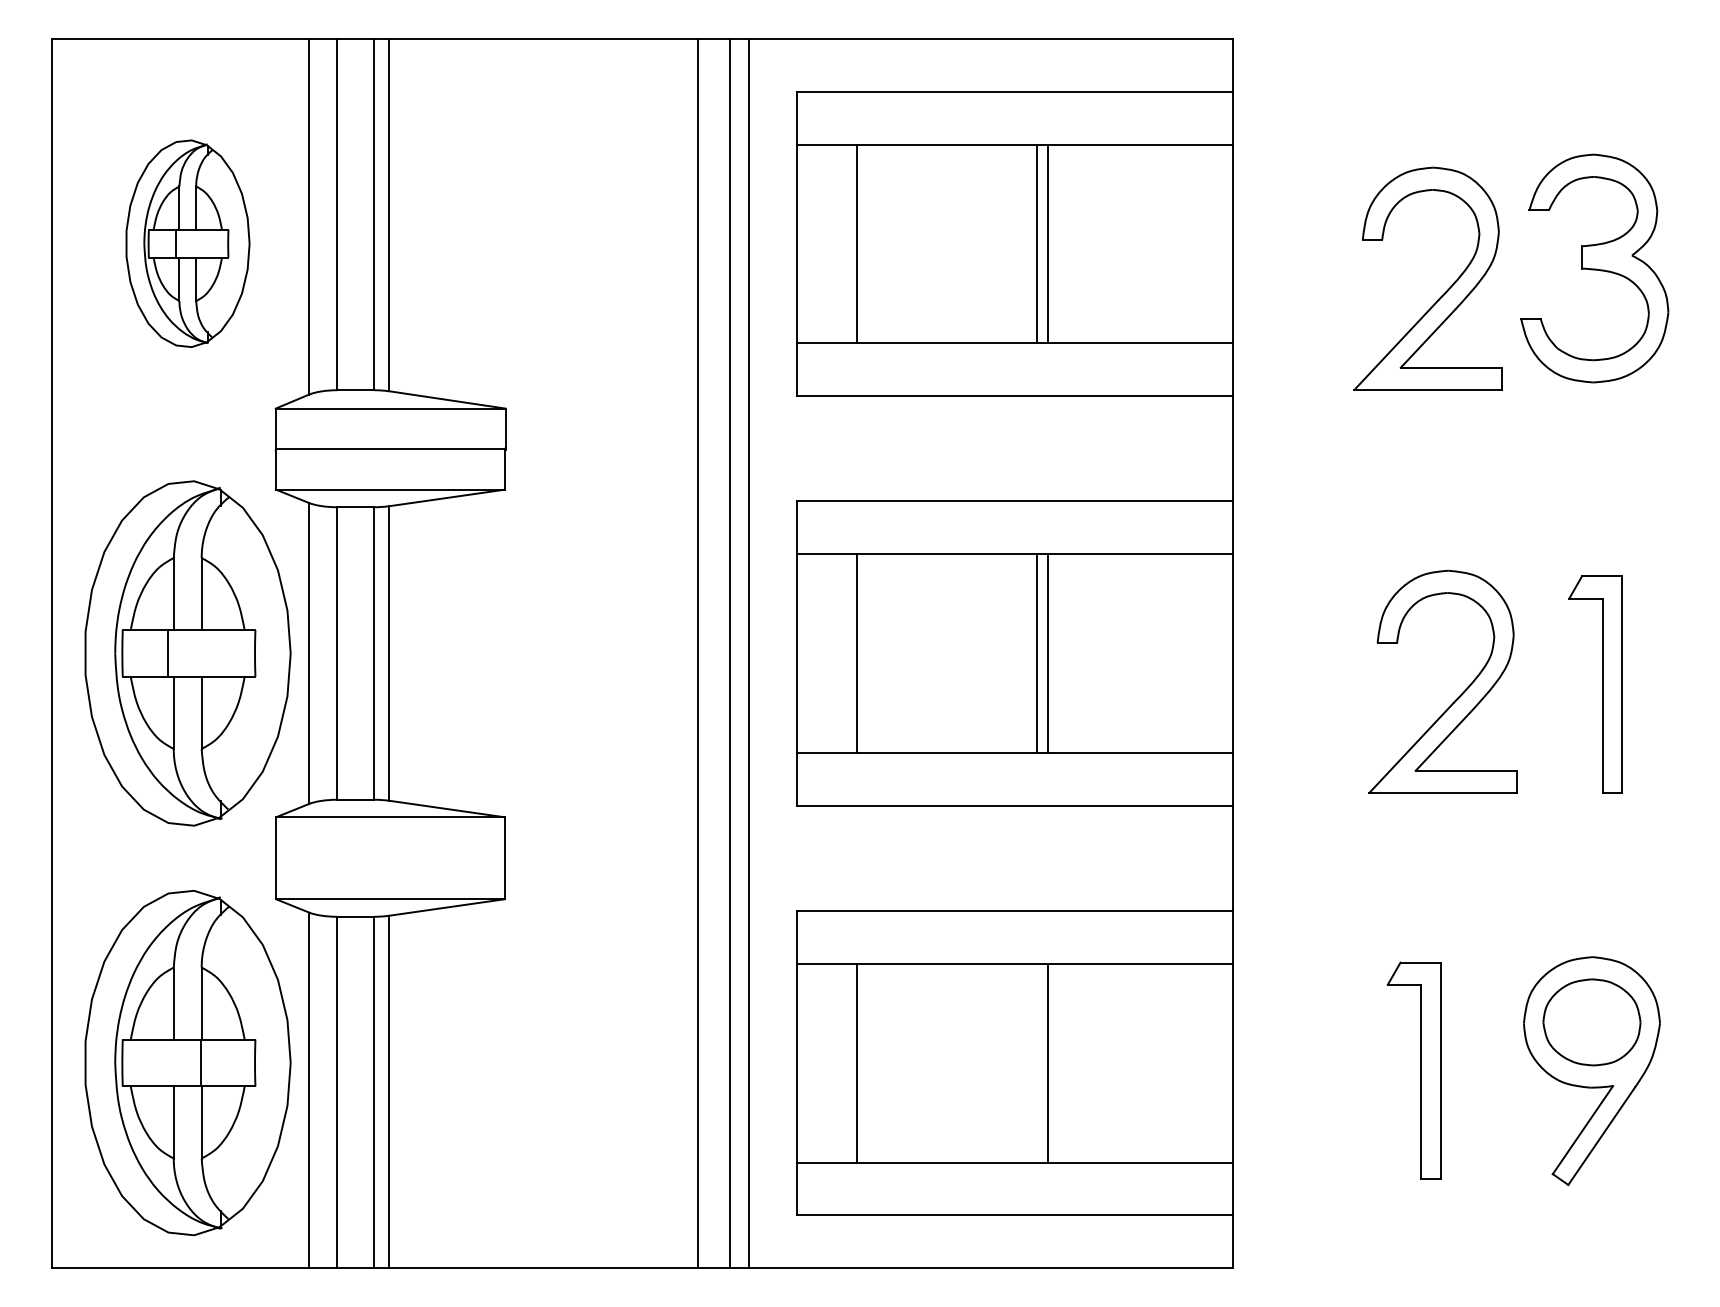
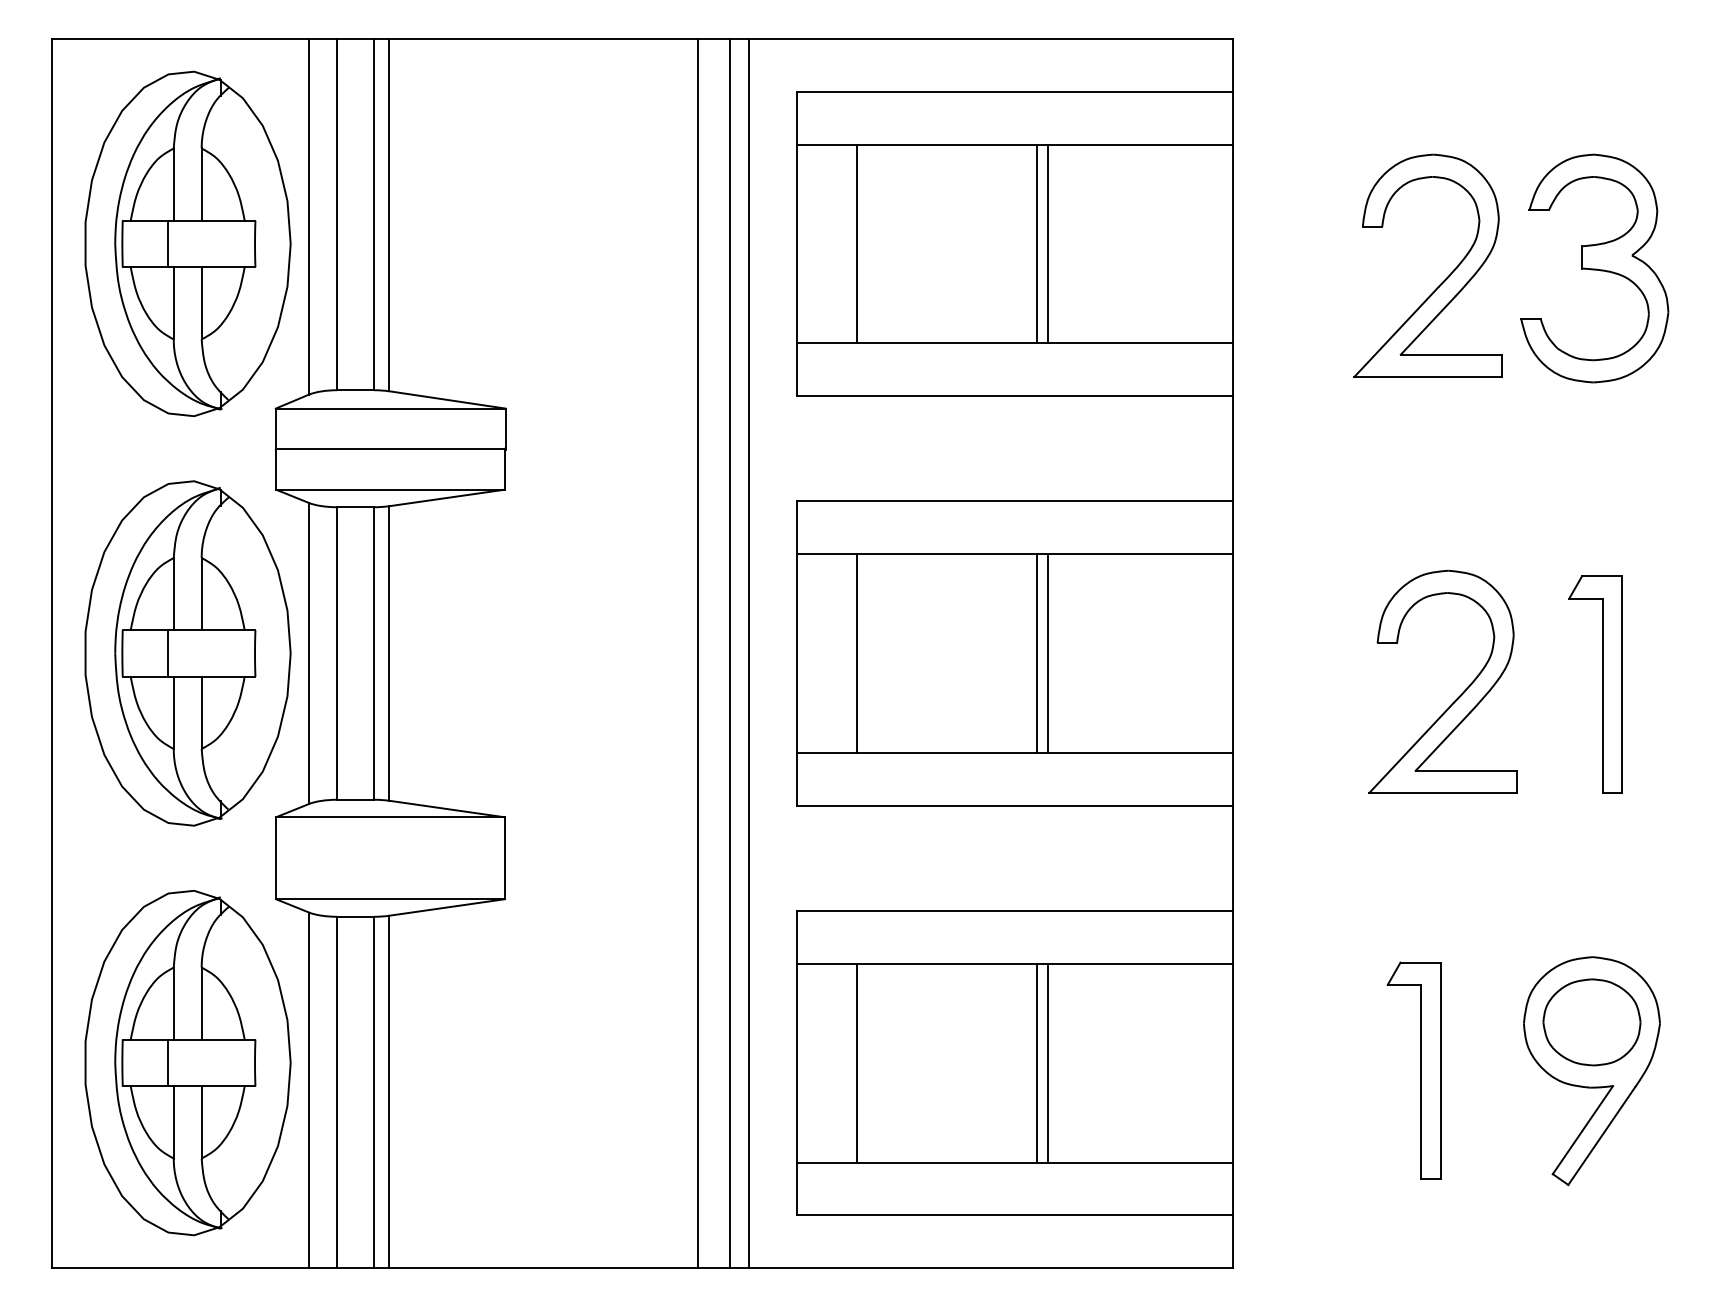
part size: 126x209 px -> 208x347 px (187, 243)
part position: (1443, 293) -> (1443, 280) (1443, 280)
line position: (201, 1062) -> (168, 1062) (168, 1062)
line: none -> present (1037, 1062)
